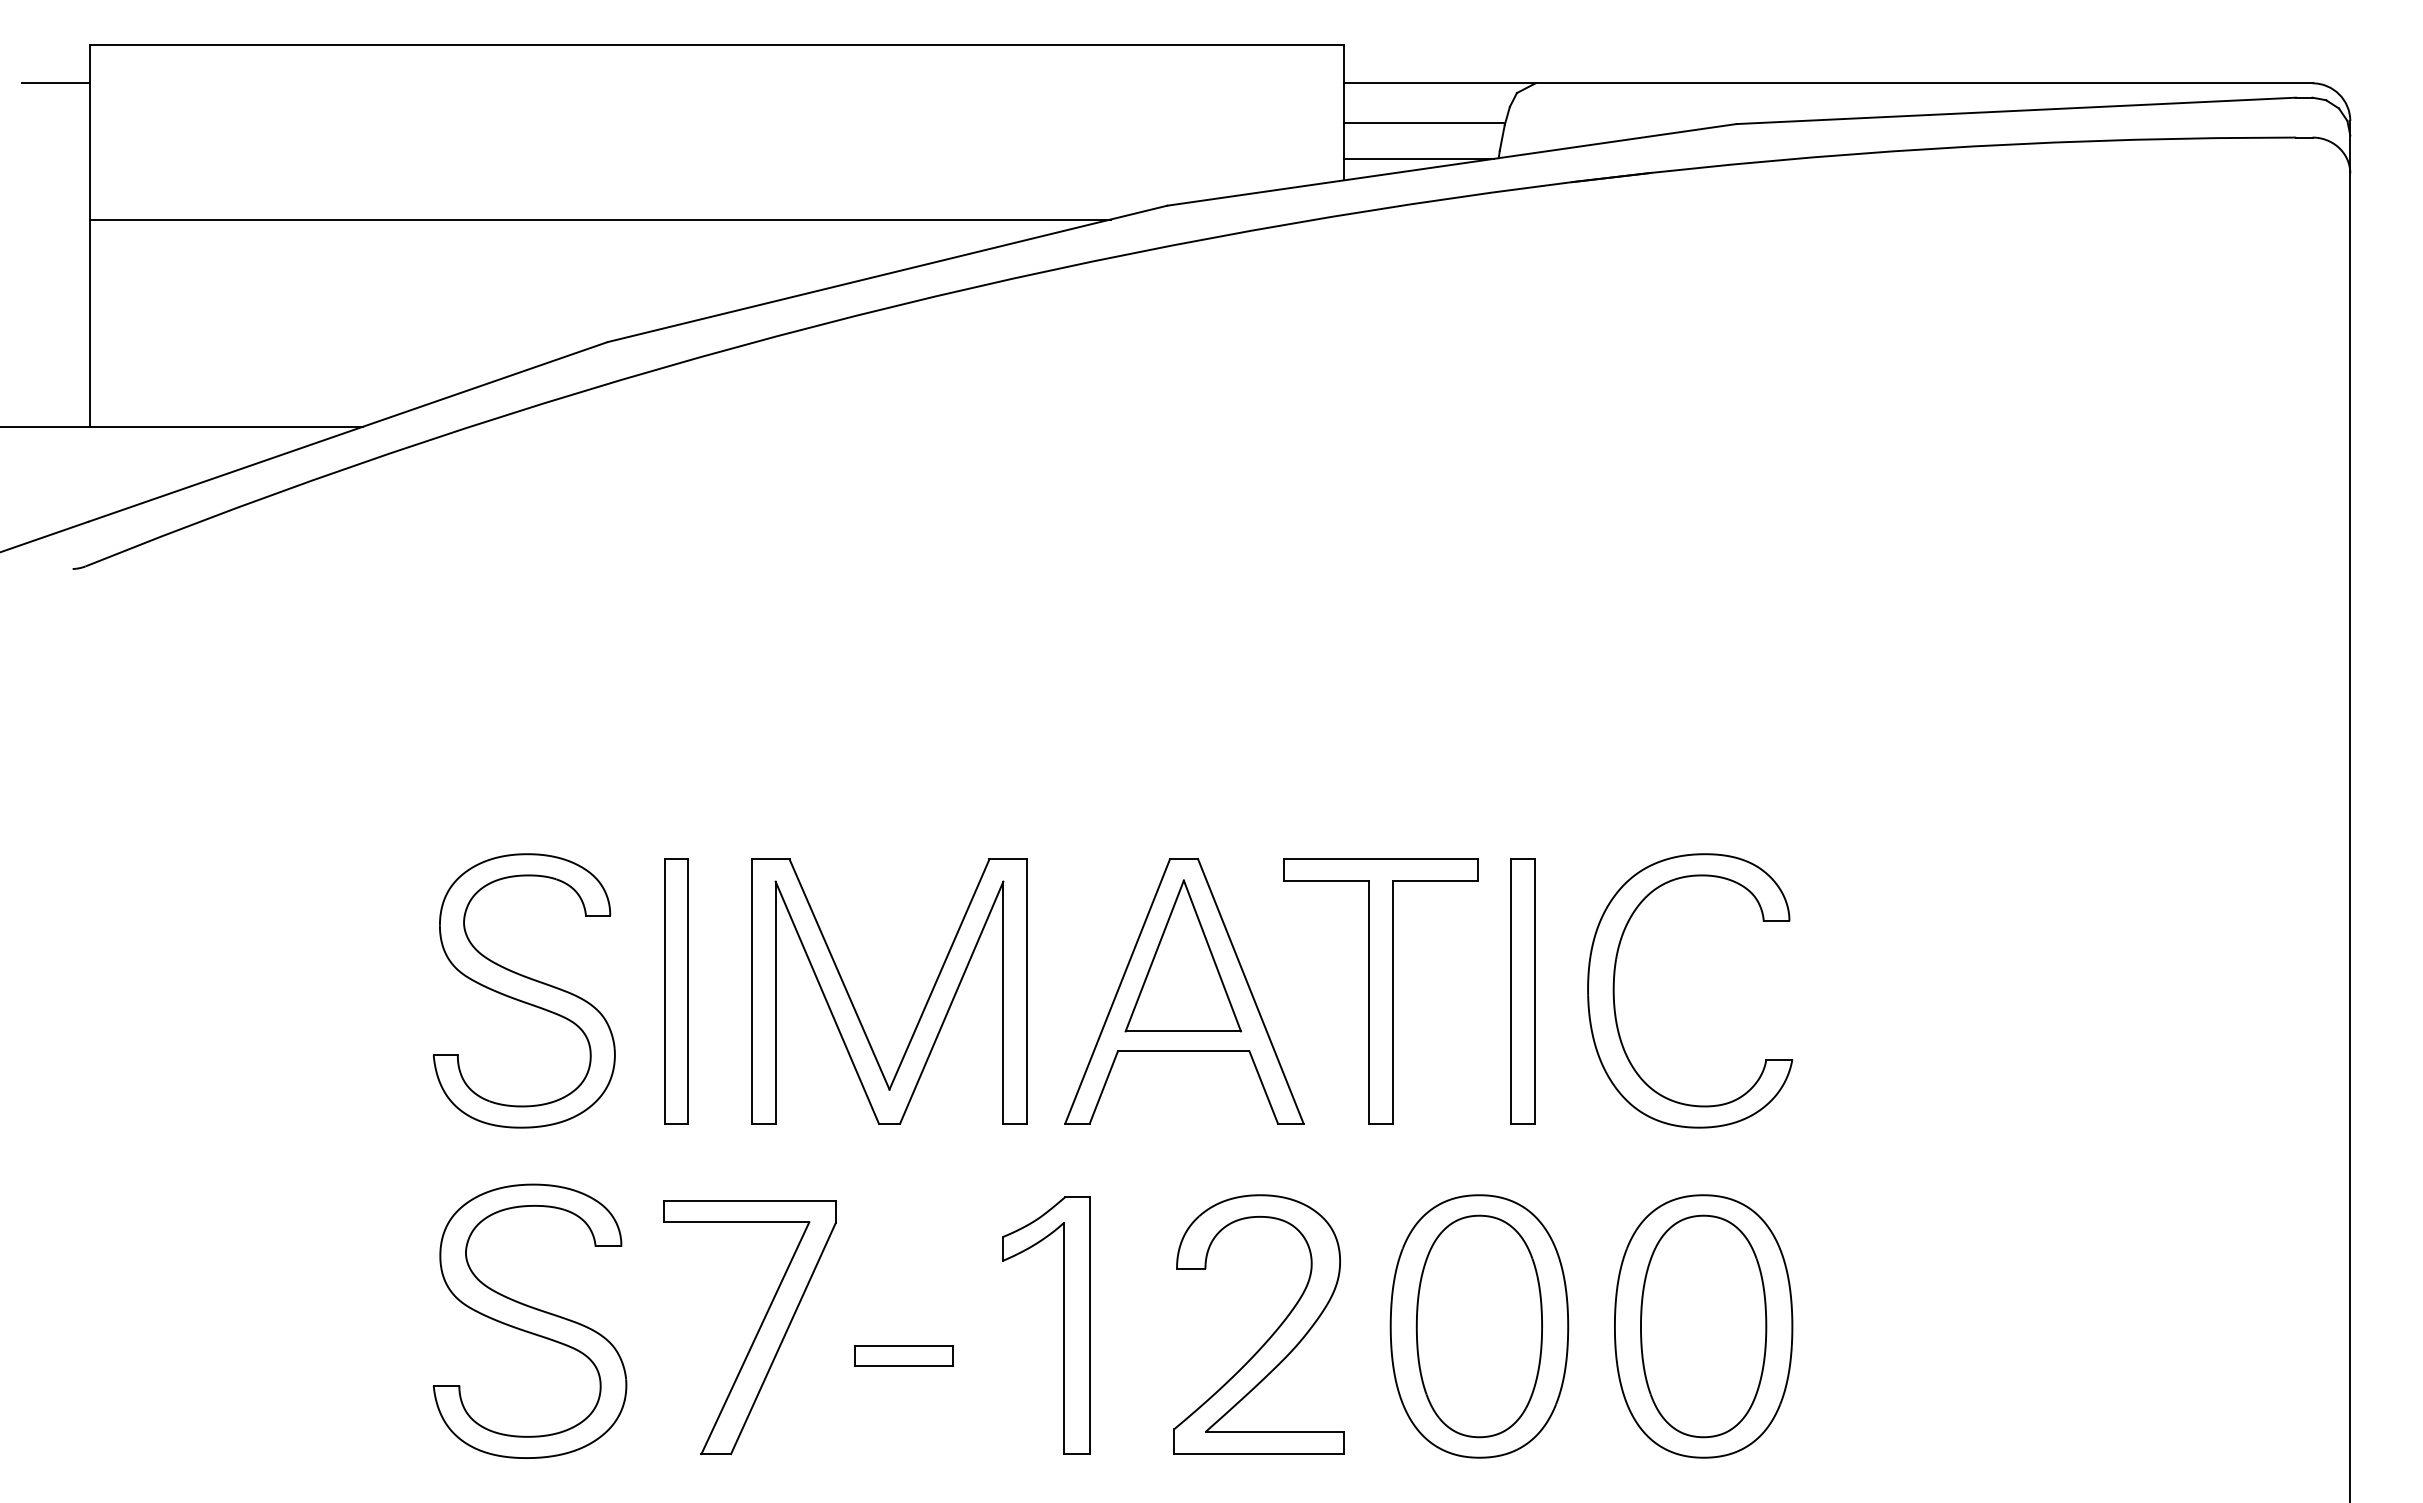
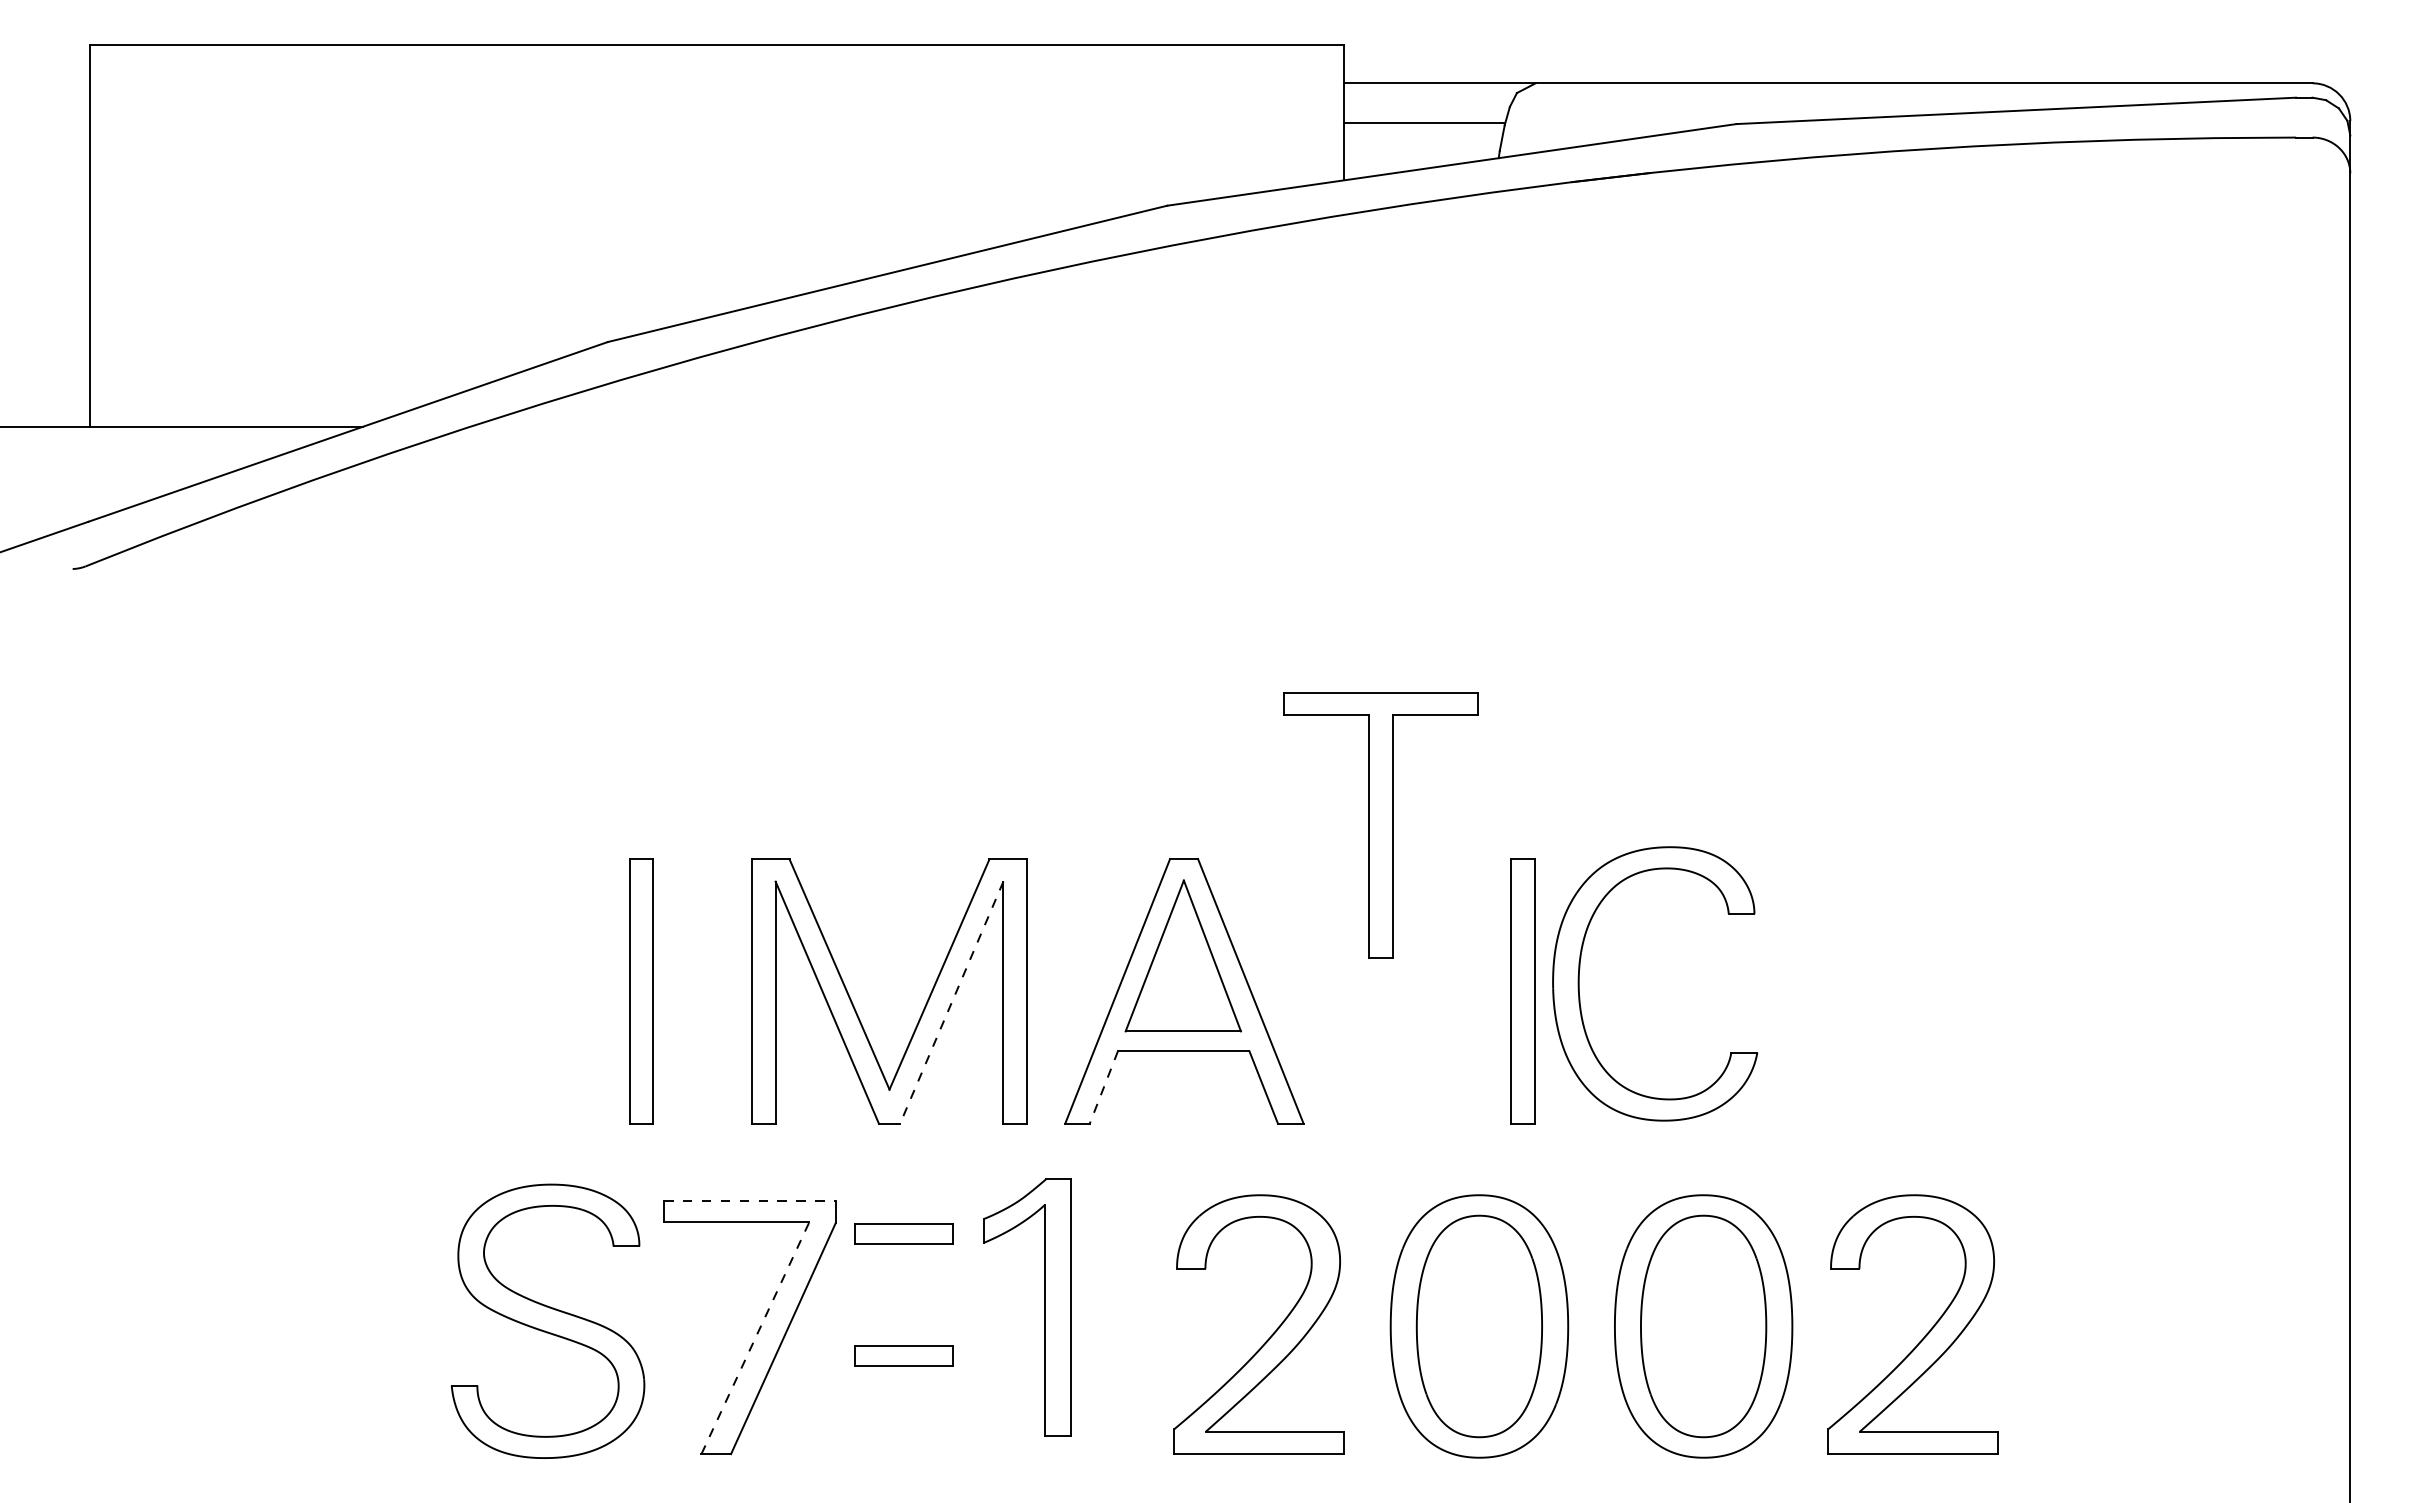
line: present -> none (56, 83)
line: present -> none (1418, 158)
line: present -> none (600, 219)
part: present -> none (523, 990)
part position: (1614, 990) -> (1579, 983) (1579, 983)
part position: (676, 991) -> (641, 991) (641, 991)
part position: (1380, 991) -> (1380, 825) (1380, 825)
line: solid -> dashed (951, 1002)
line: solid -> dashed (1103, 1087)
line: solid -> dashed (749, 1200)
part: none -> present (903, 1233)
part position: (529, 1320) -> (547, 1320) (547, 1320)
part position: (1063, 1325) -> (1044, 1307) (1044, 1307)
part: none -> present (1925, 1334)
line: solid -> dashed (755, 1338)
